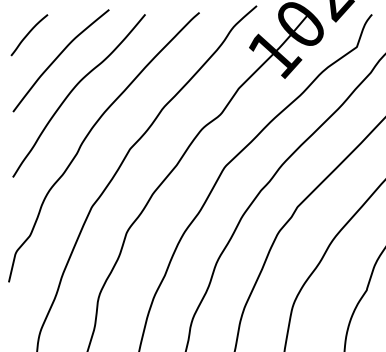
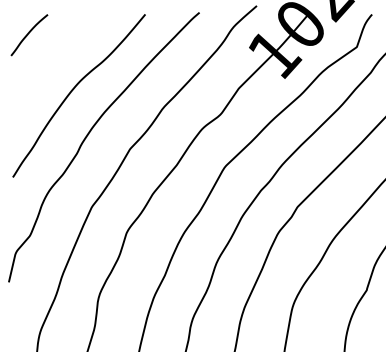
curve: present -> none (58, 57)
